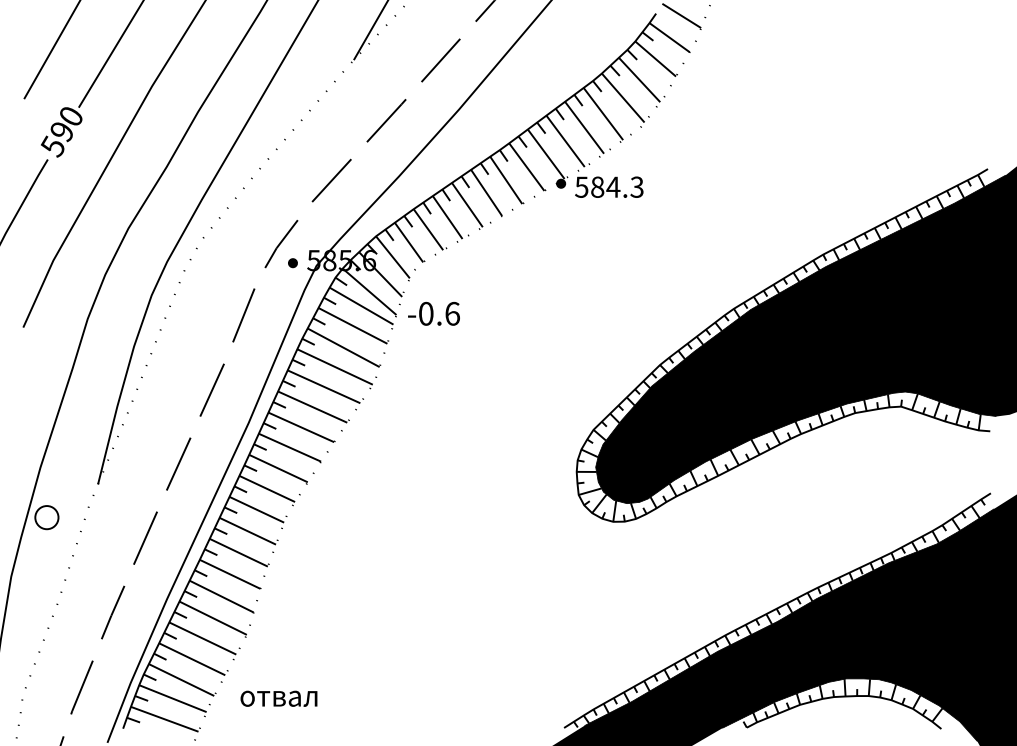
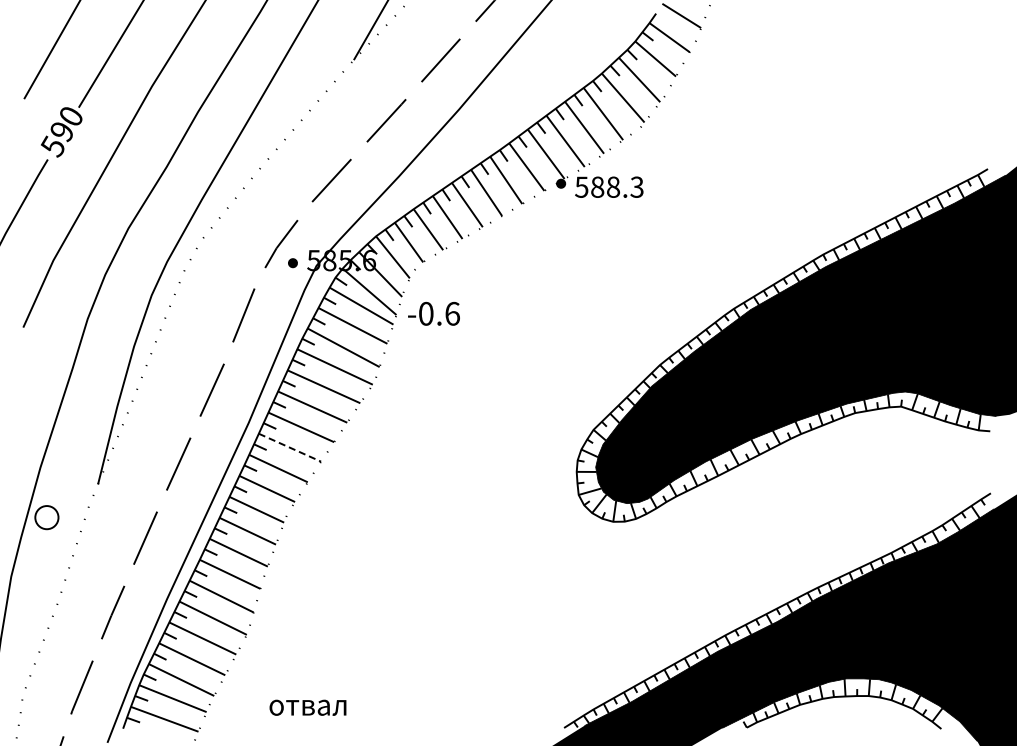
text: 584.3 -> 588.3 (613, 186)
line: solid -> dashed (290, 447)
text position: (278, 698) -> (307, 707) (307, 707)
